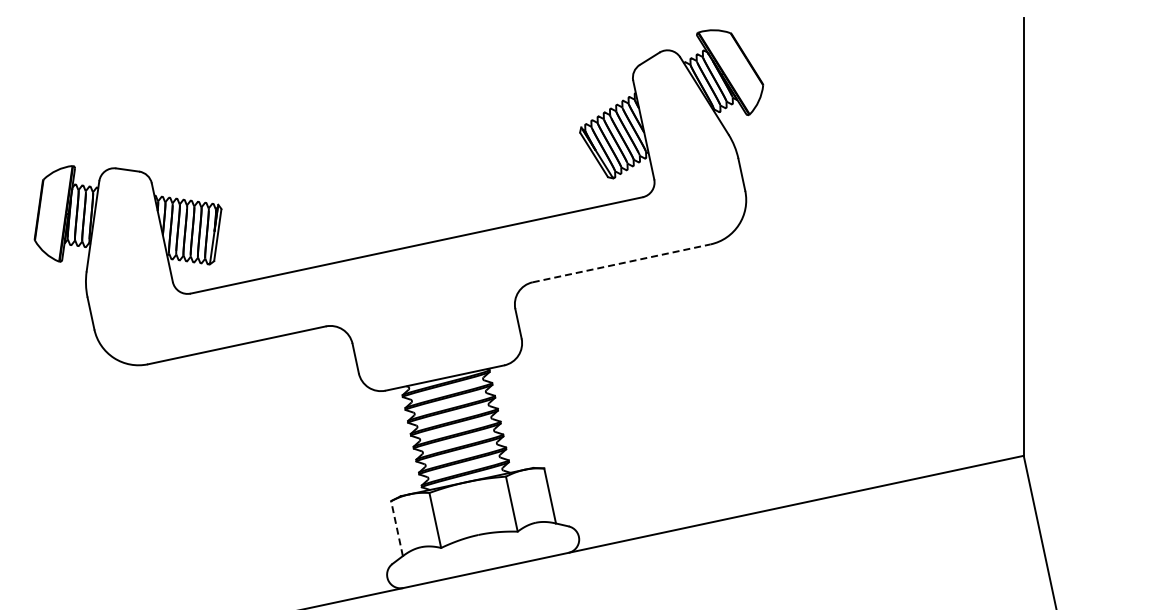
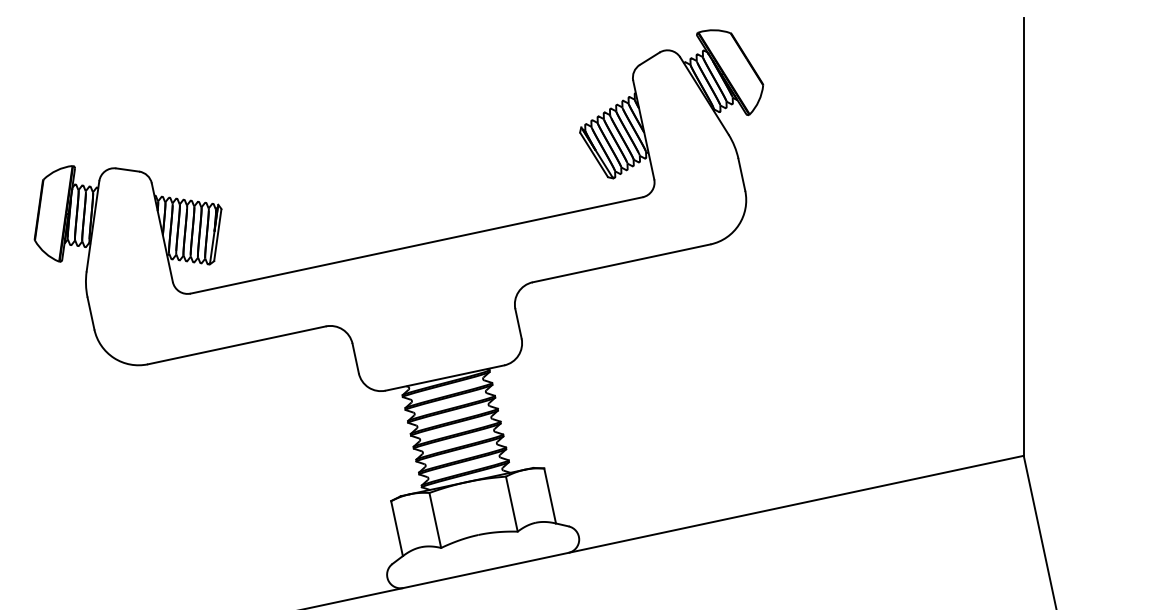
line: dashed -> solid (621, 263)
line: dashed -> solid (396, 528)
